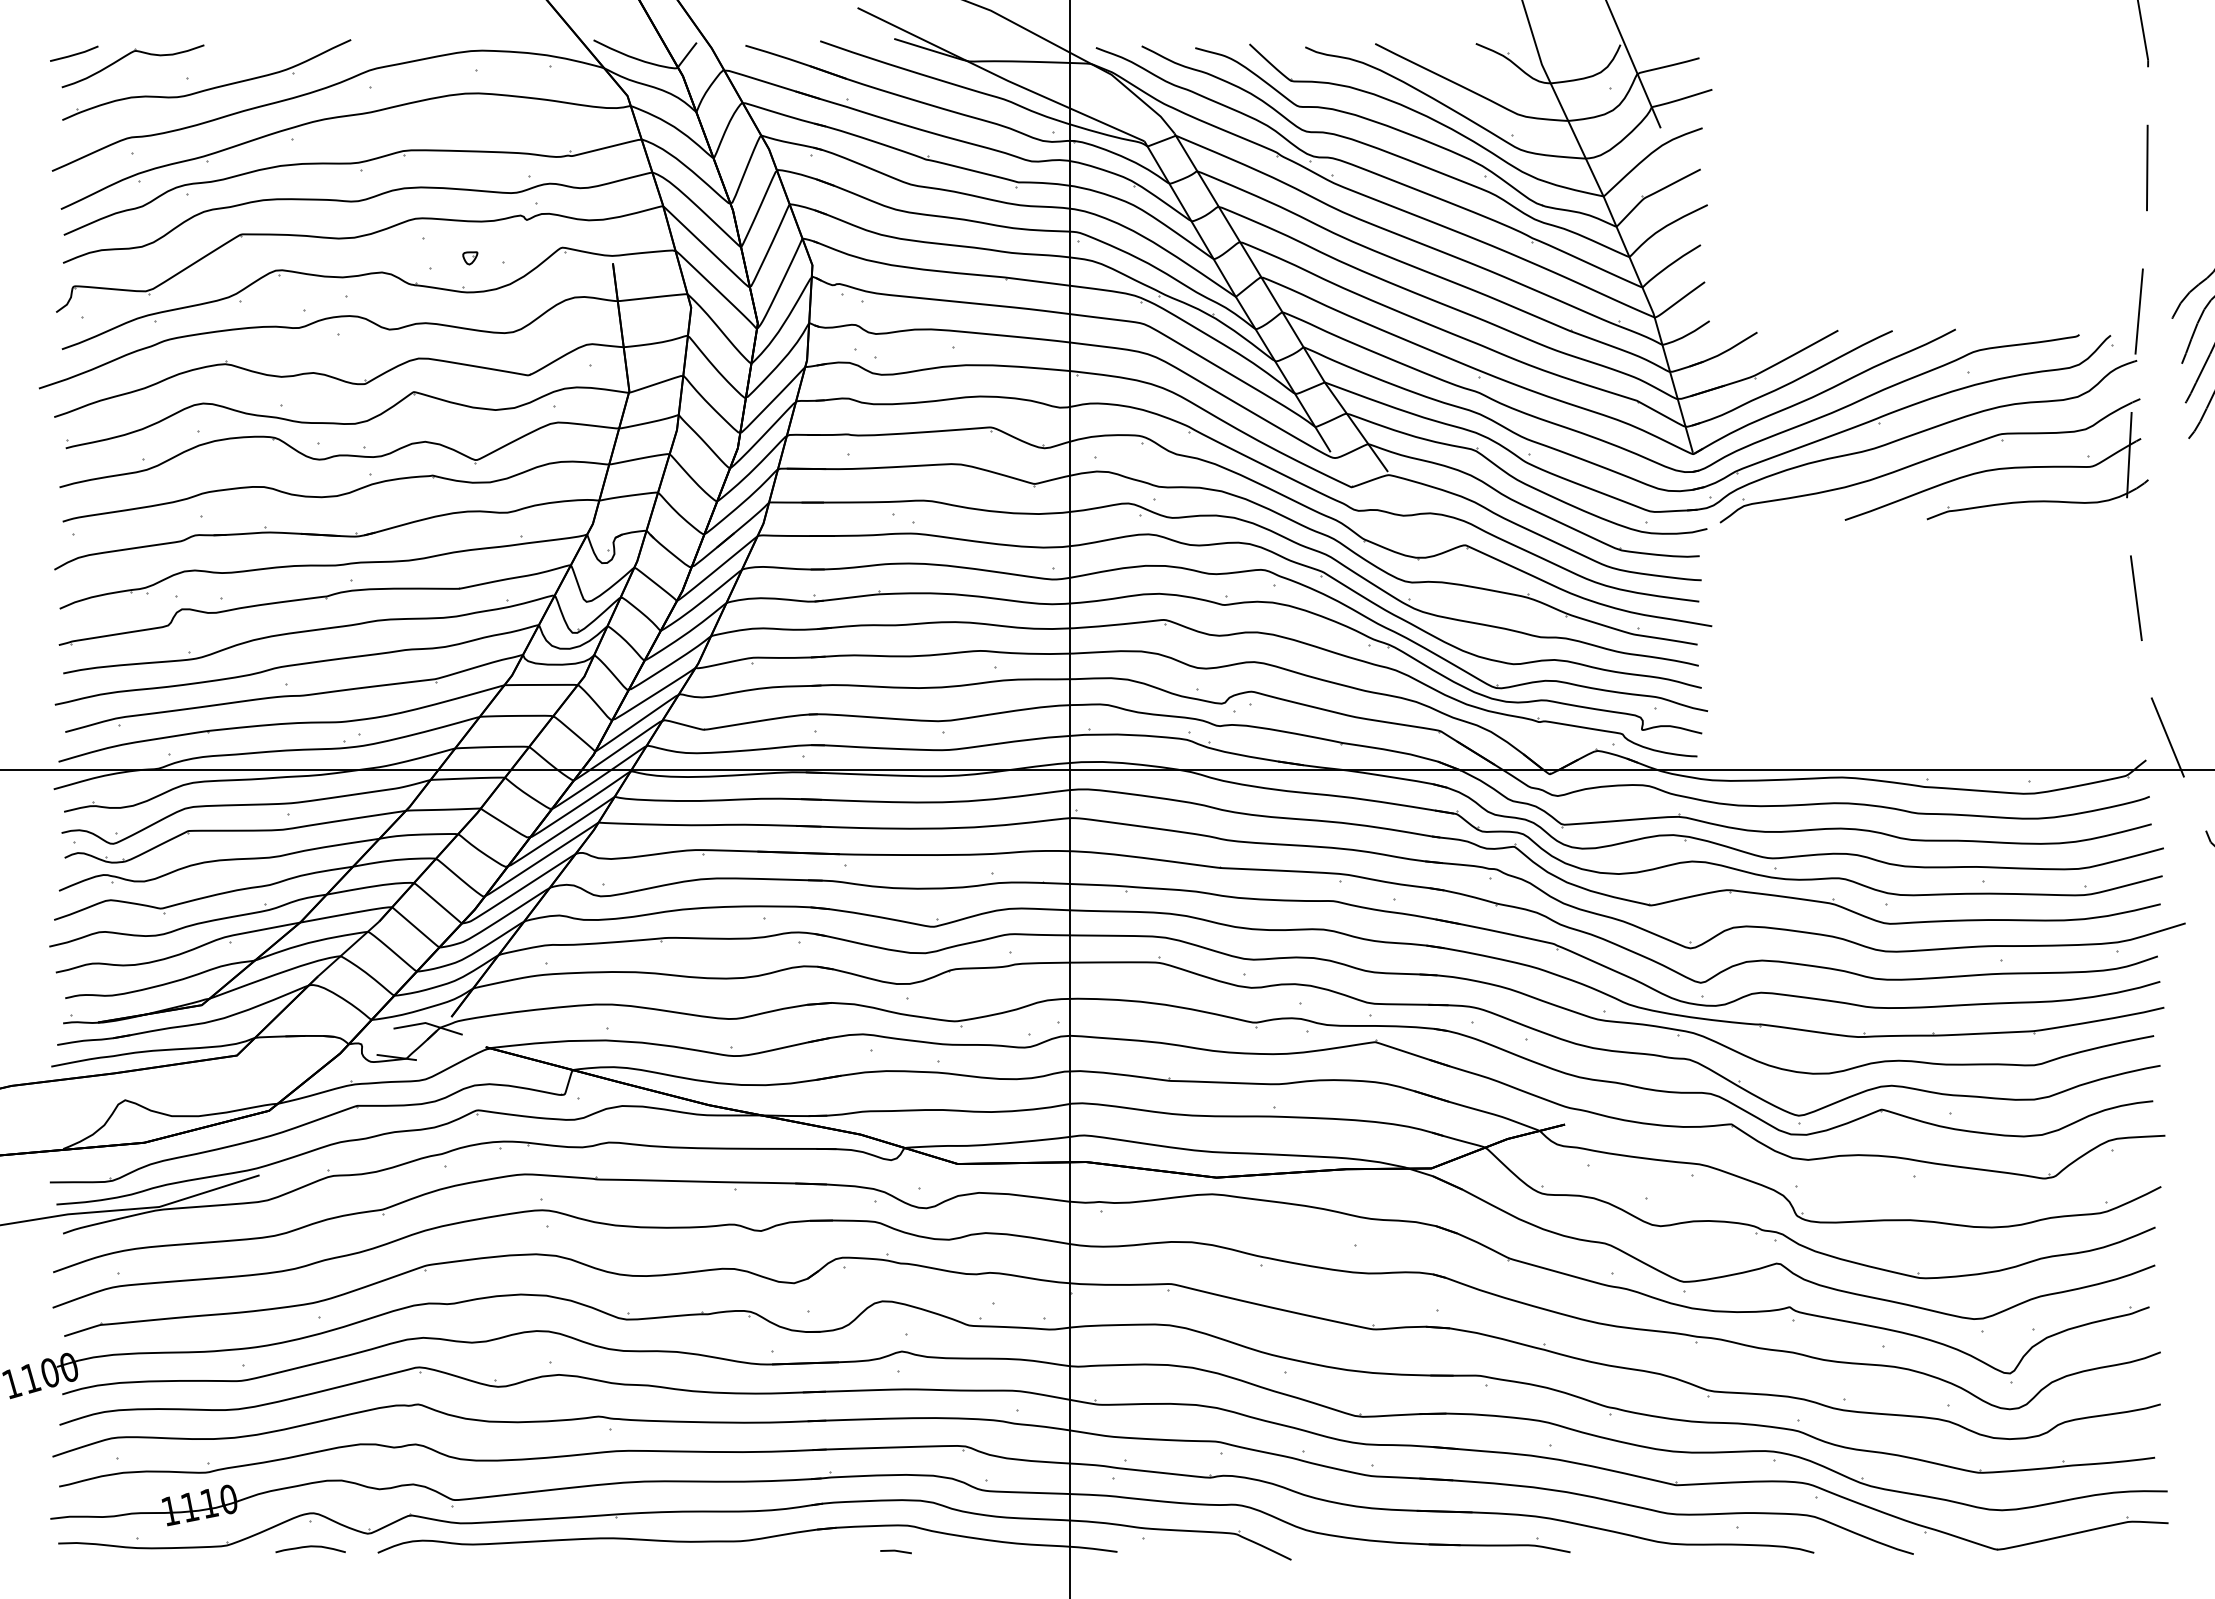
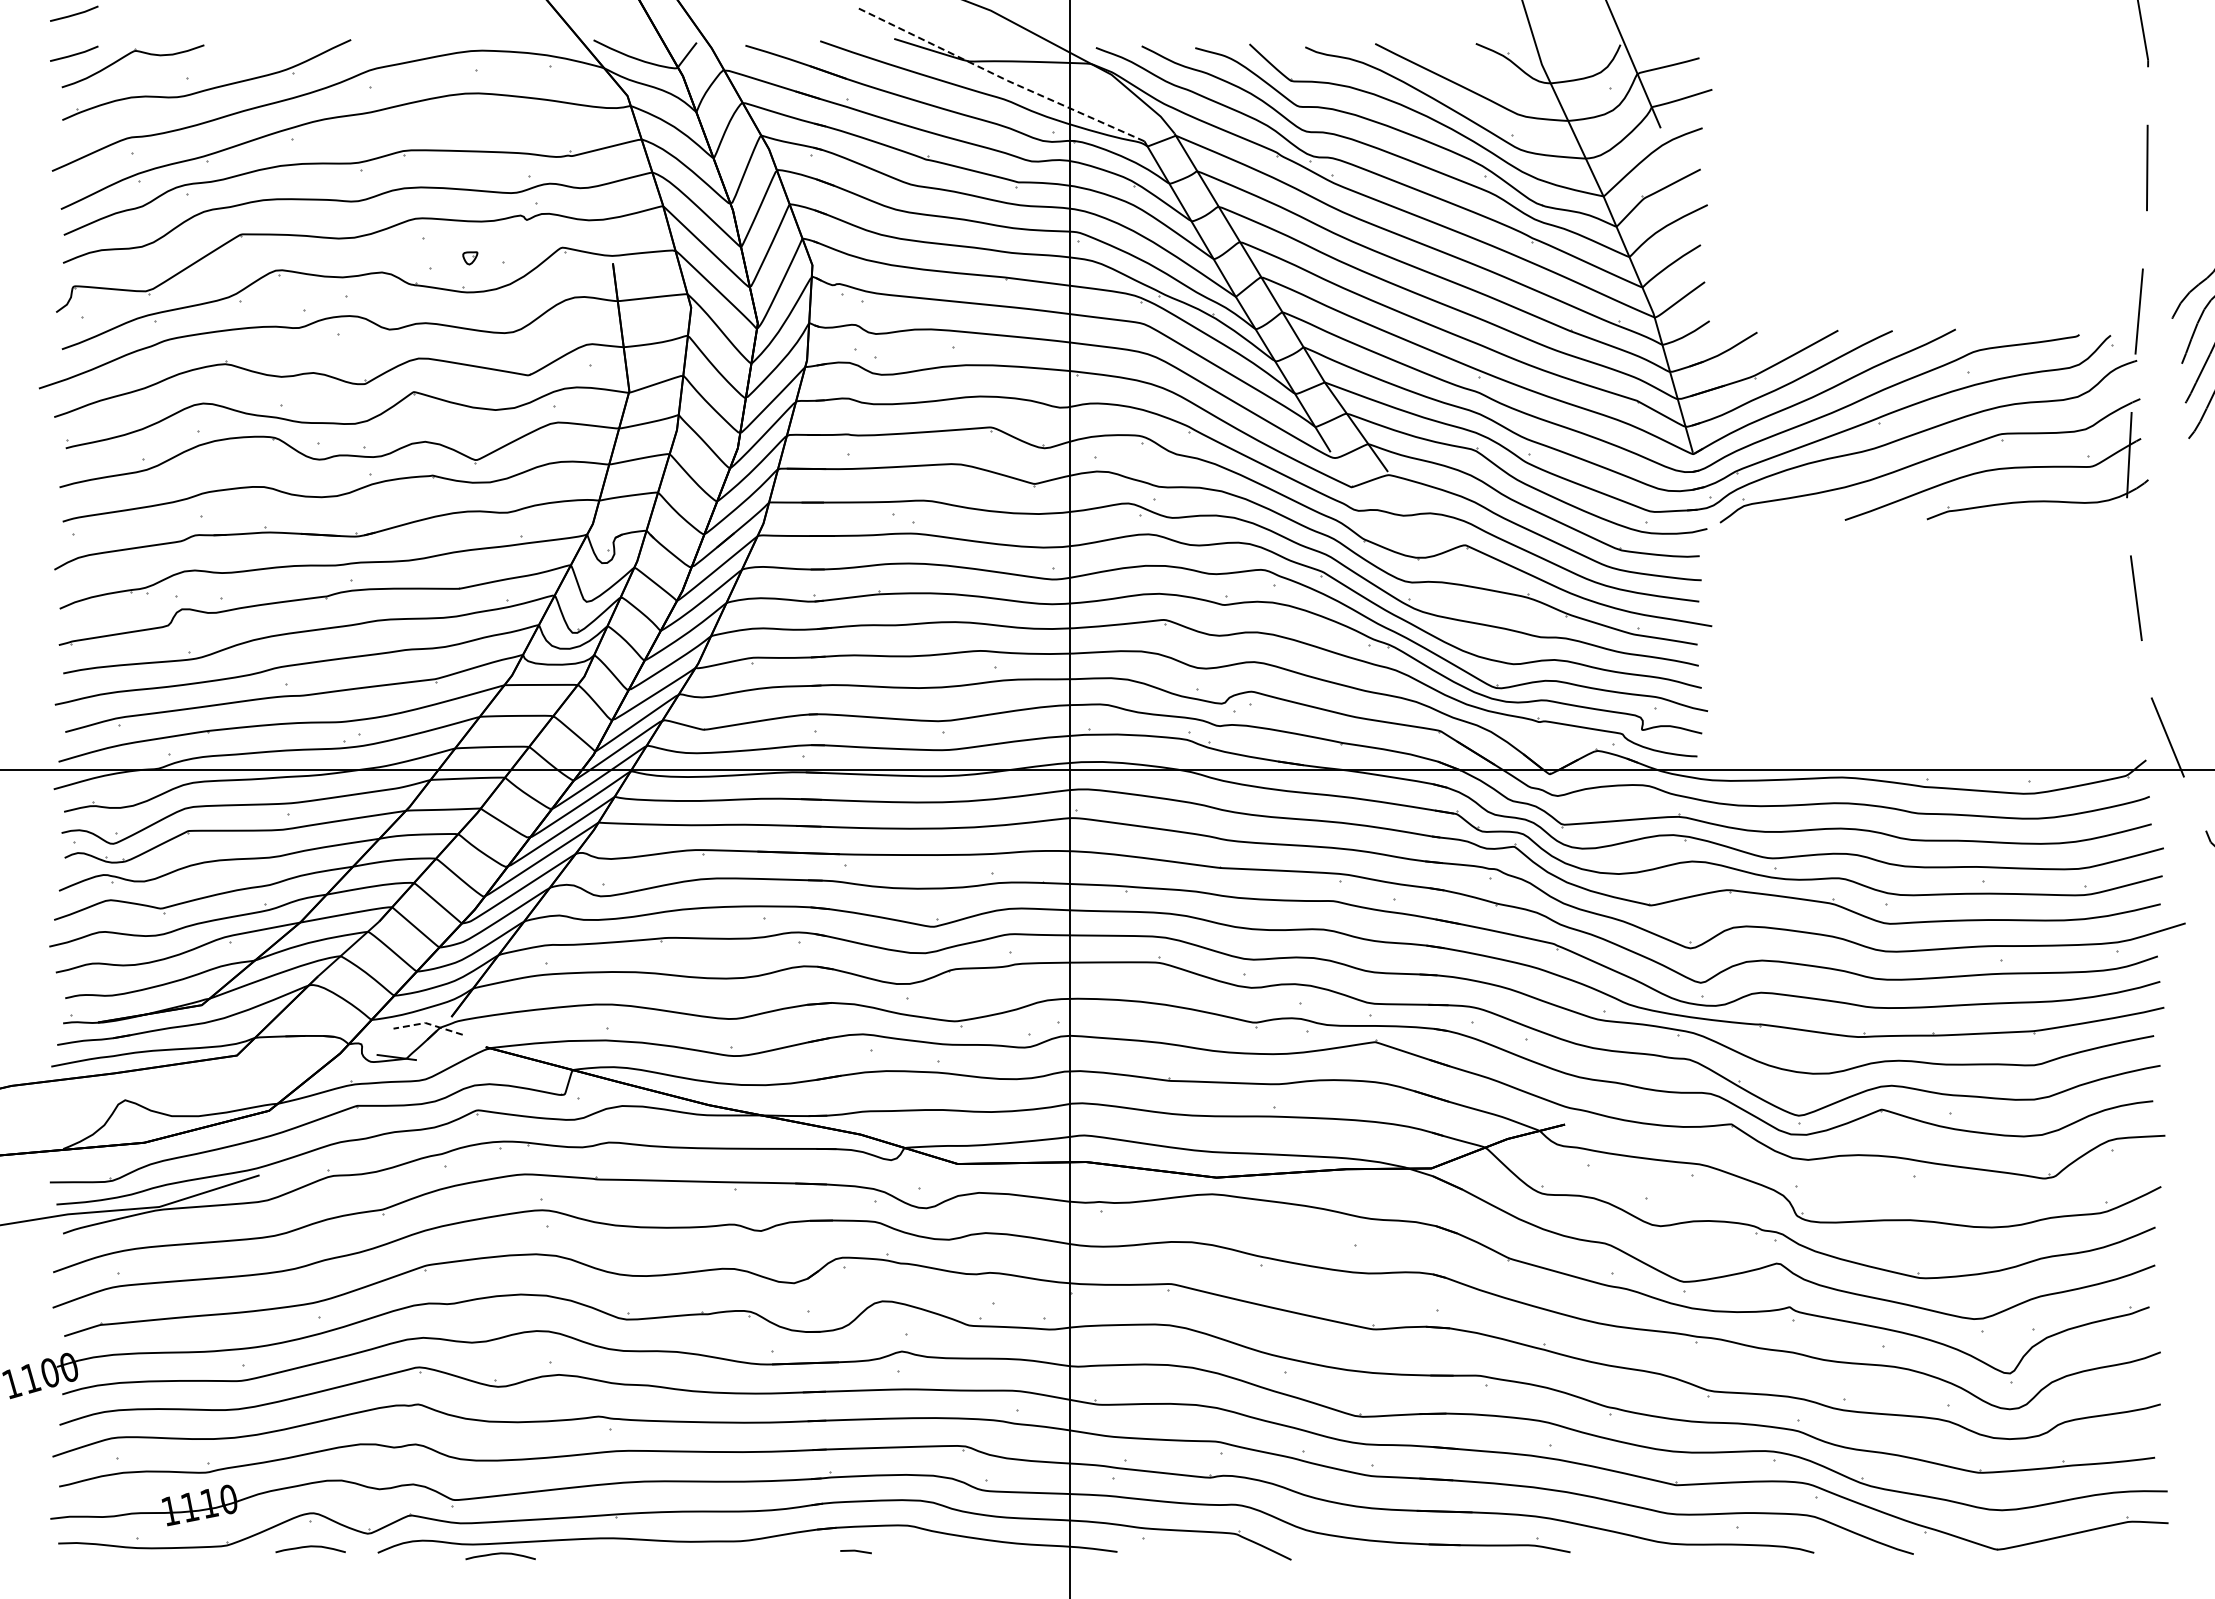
line: none -> present (74, 13)
line: solid -> dashed (999, 77)
line: solid -> dashed (428, 1023)
line position: (895, 1551) -> (855, 1551) (855, 1551)
curve: none -> present (500, 1554)
